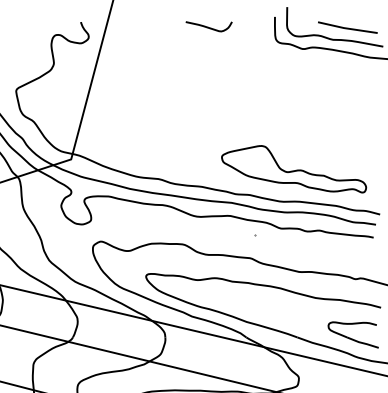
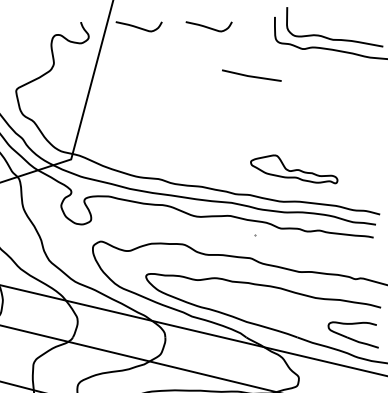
curve: none -> present (138, 26)
line position: (347, 27) -> (251, 75) (251, 75)
part size: 147x49 px -> 89x31 px (294, 169)
